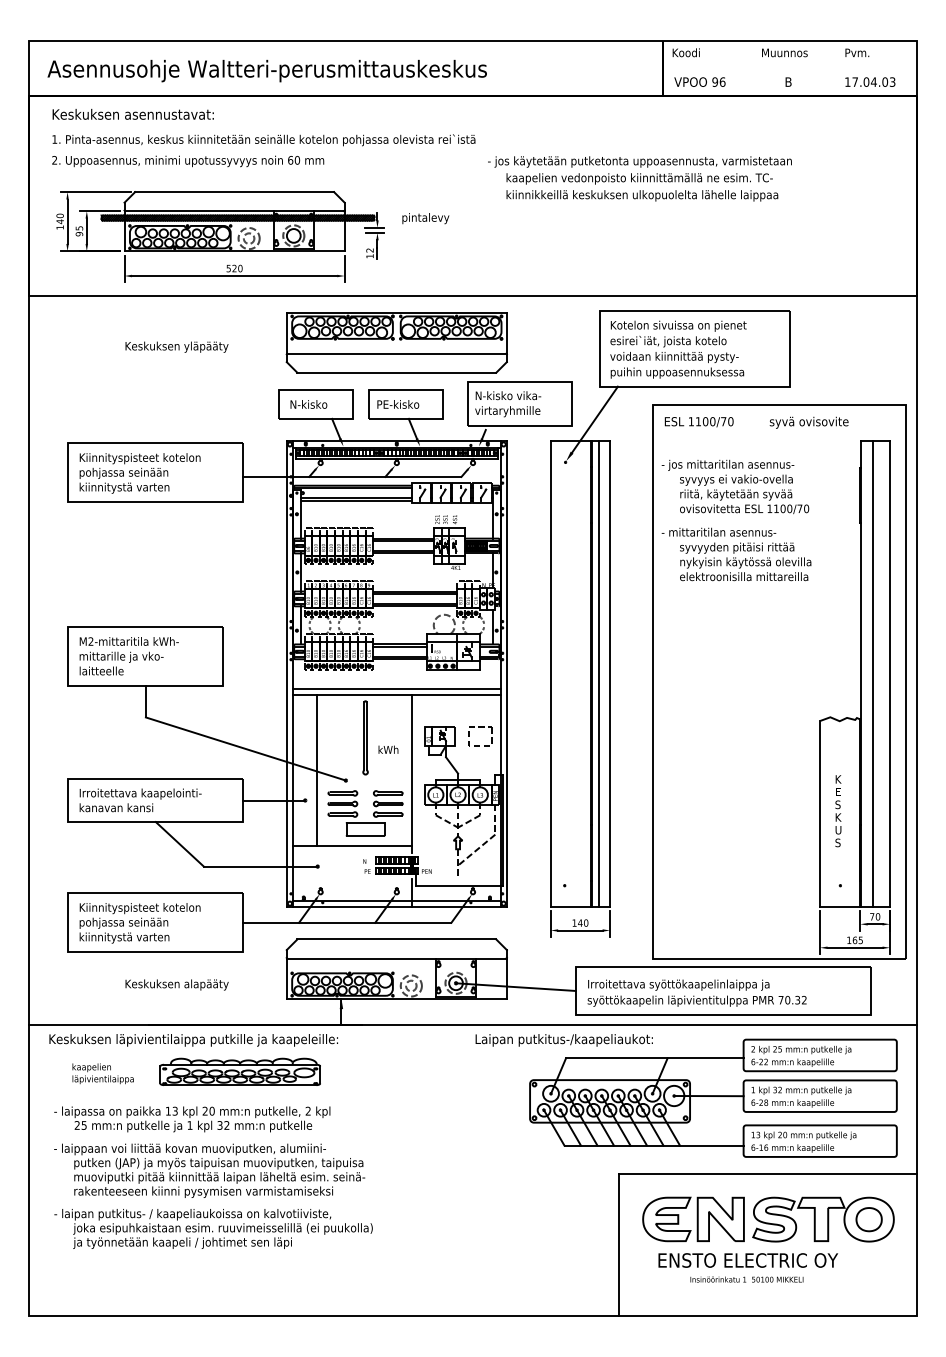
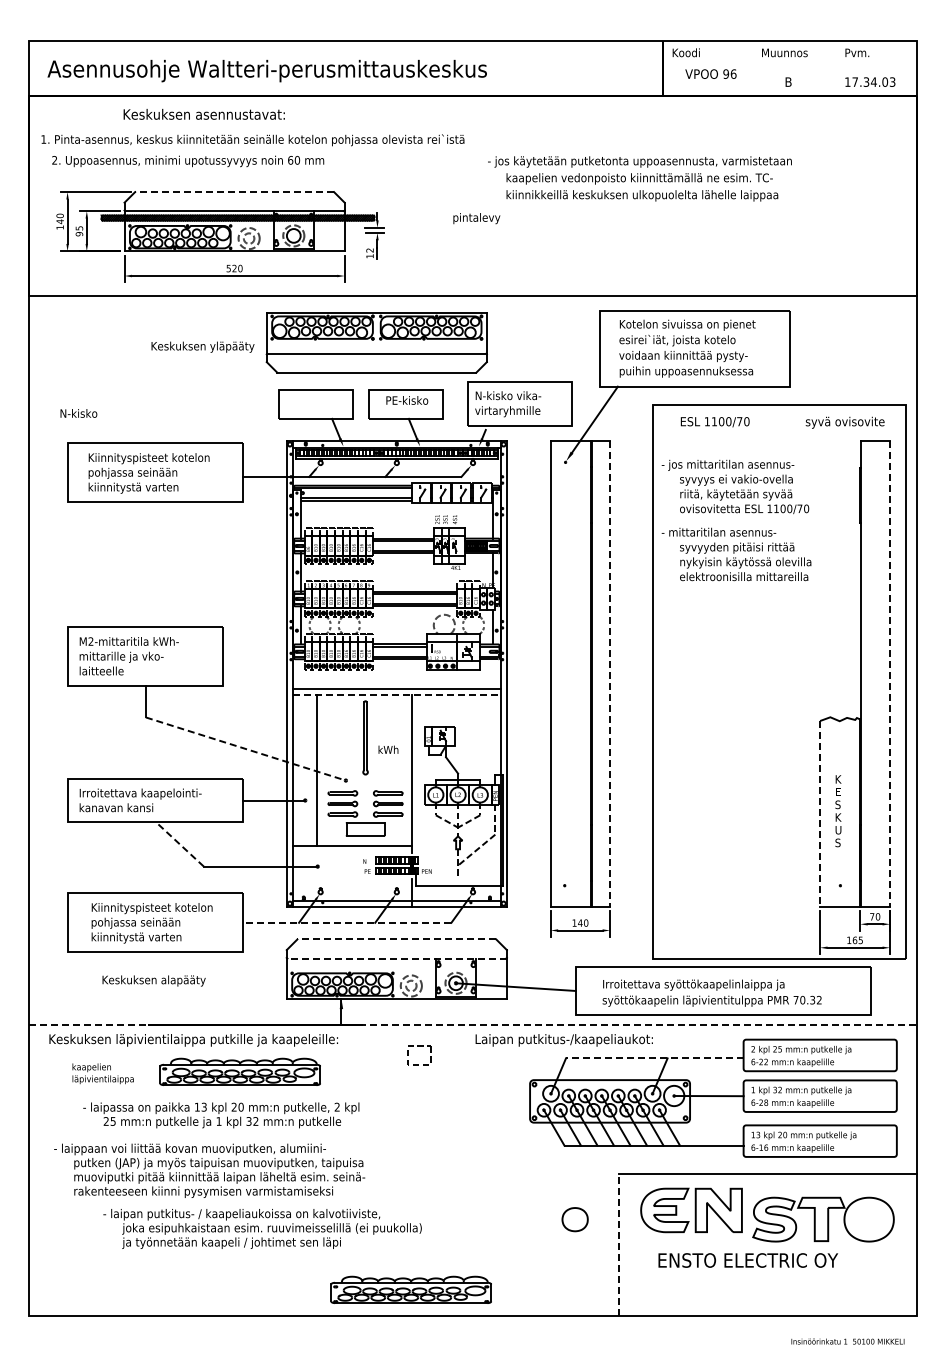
text position: (699, 81) -> (710, 73) (710, 73)
text: 17.04.03 -> 17.34.03 (866, 81)
text position: (132, 114) -> (203, 114) (203, 114)
text position: (263, 140) -> (252, 140) (252, 140)
line: solid -> dashed (234, 192)
text position: (425, 218) -> (476, 218) (476, 218)
part position: (396, 342) -> (376, 342) (376, 342)
text position: (176, 346) -> (202, 346) (202, 346)
text position: (678, 349) -> (687, 348) (687, 348)
text position: (308, 404) -> (78, 413) (78, 413)
text position: (398, 404) -> (407, 400) (407, 400)
text position: (698, 422) -> (714, 422) (714, 422)
text position: (808, 422) -> (844, 422) (844, 422)
text position: (139, 473) -> (148, 473) (148, 473)
line: present -> none (598, 673)
line: present -> none (873, 673)
line: solid -> dashed (610, 674)
line: solid -> dashed (889, 674)
line: solid -> dashed (396, 695)
part position: (480, 727) -> (419, 1046) (419, 1046)
line: solid -> dashed (245, 749)
line: solid -> dashed (820, 813)
line: solid -> dashed (179, 844)
line: solid -> dashed (346, 922)
text position: (139, 923) -> (151, 923) (151, 923)
line: solid -> dashed (396, 939)
line: solid -> dashed (396, 958)
text position: (176, 984) -> (153, 980) (153, 980)
text position: (696, 992) -> (711, 992) (711, 992)
line: solid -> dashed (473, 1024)
line: solid -> dashed (654, 1058)
text position: (192, 1119) -> (221, 1115) (221, 1115)
part position: (693, 1219) -> (691, 1210) (691, 1210)
part position: (868, 1219) -> (574, 1219) (574, 1219)
text position: (213, 1228) -> (262, 1228) (262, 1228)
line: solid -> dashed (618, 1244)
text position: (746, 1279) -> (847, 1341) (847, 1341)
part: none -> present (410, 1289)
